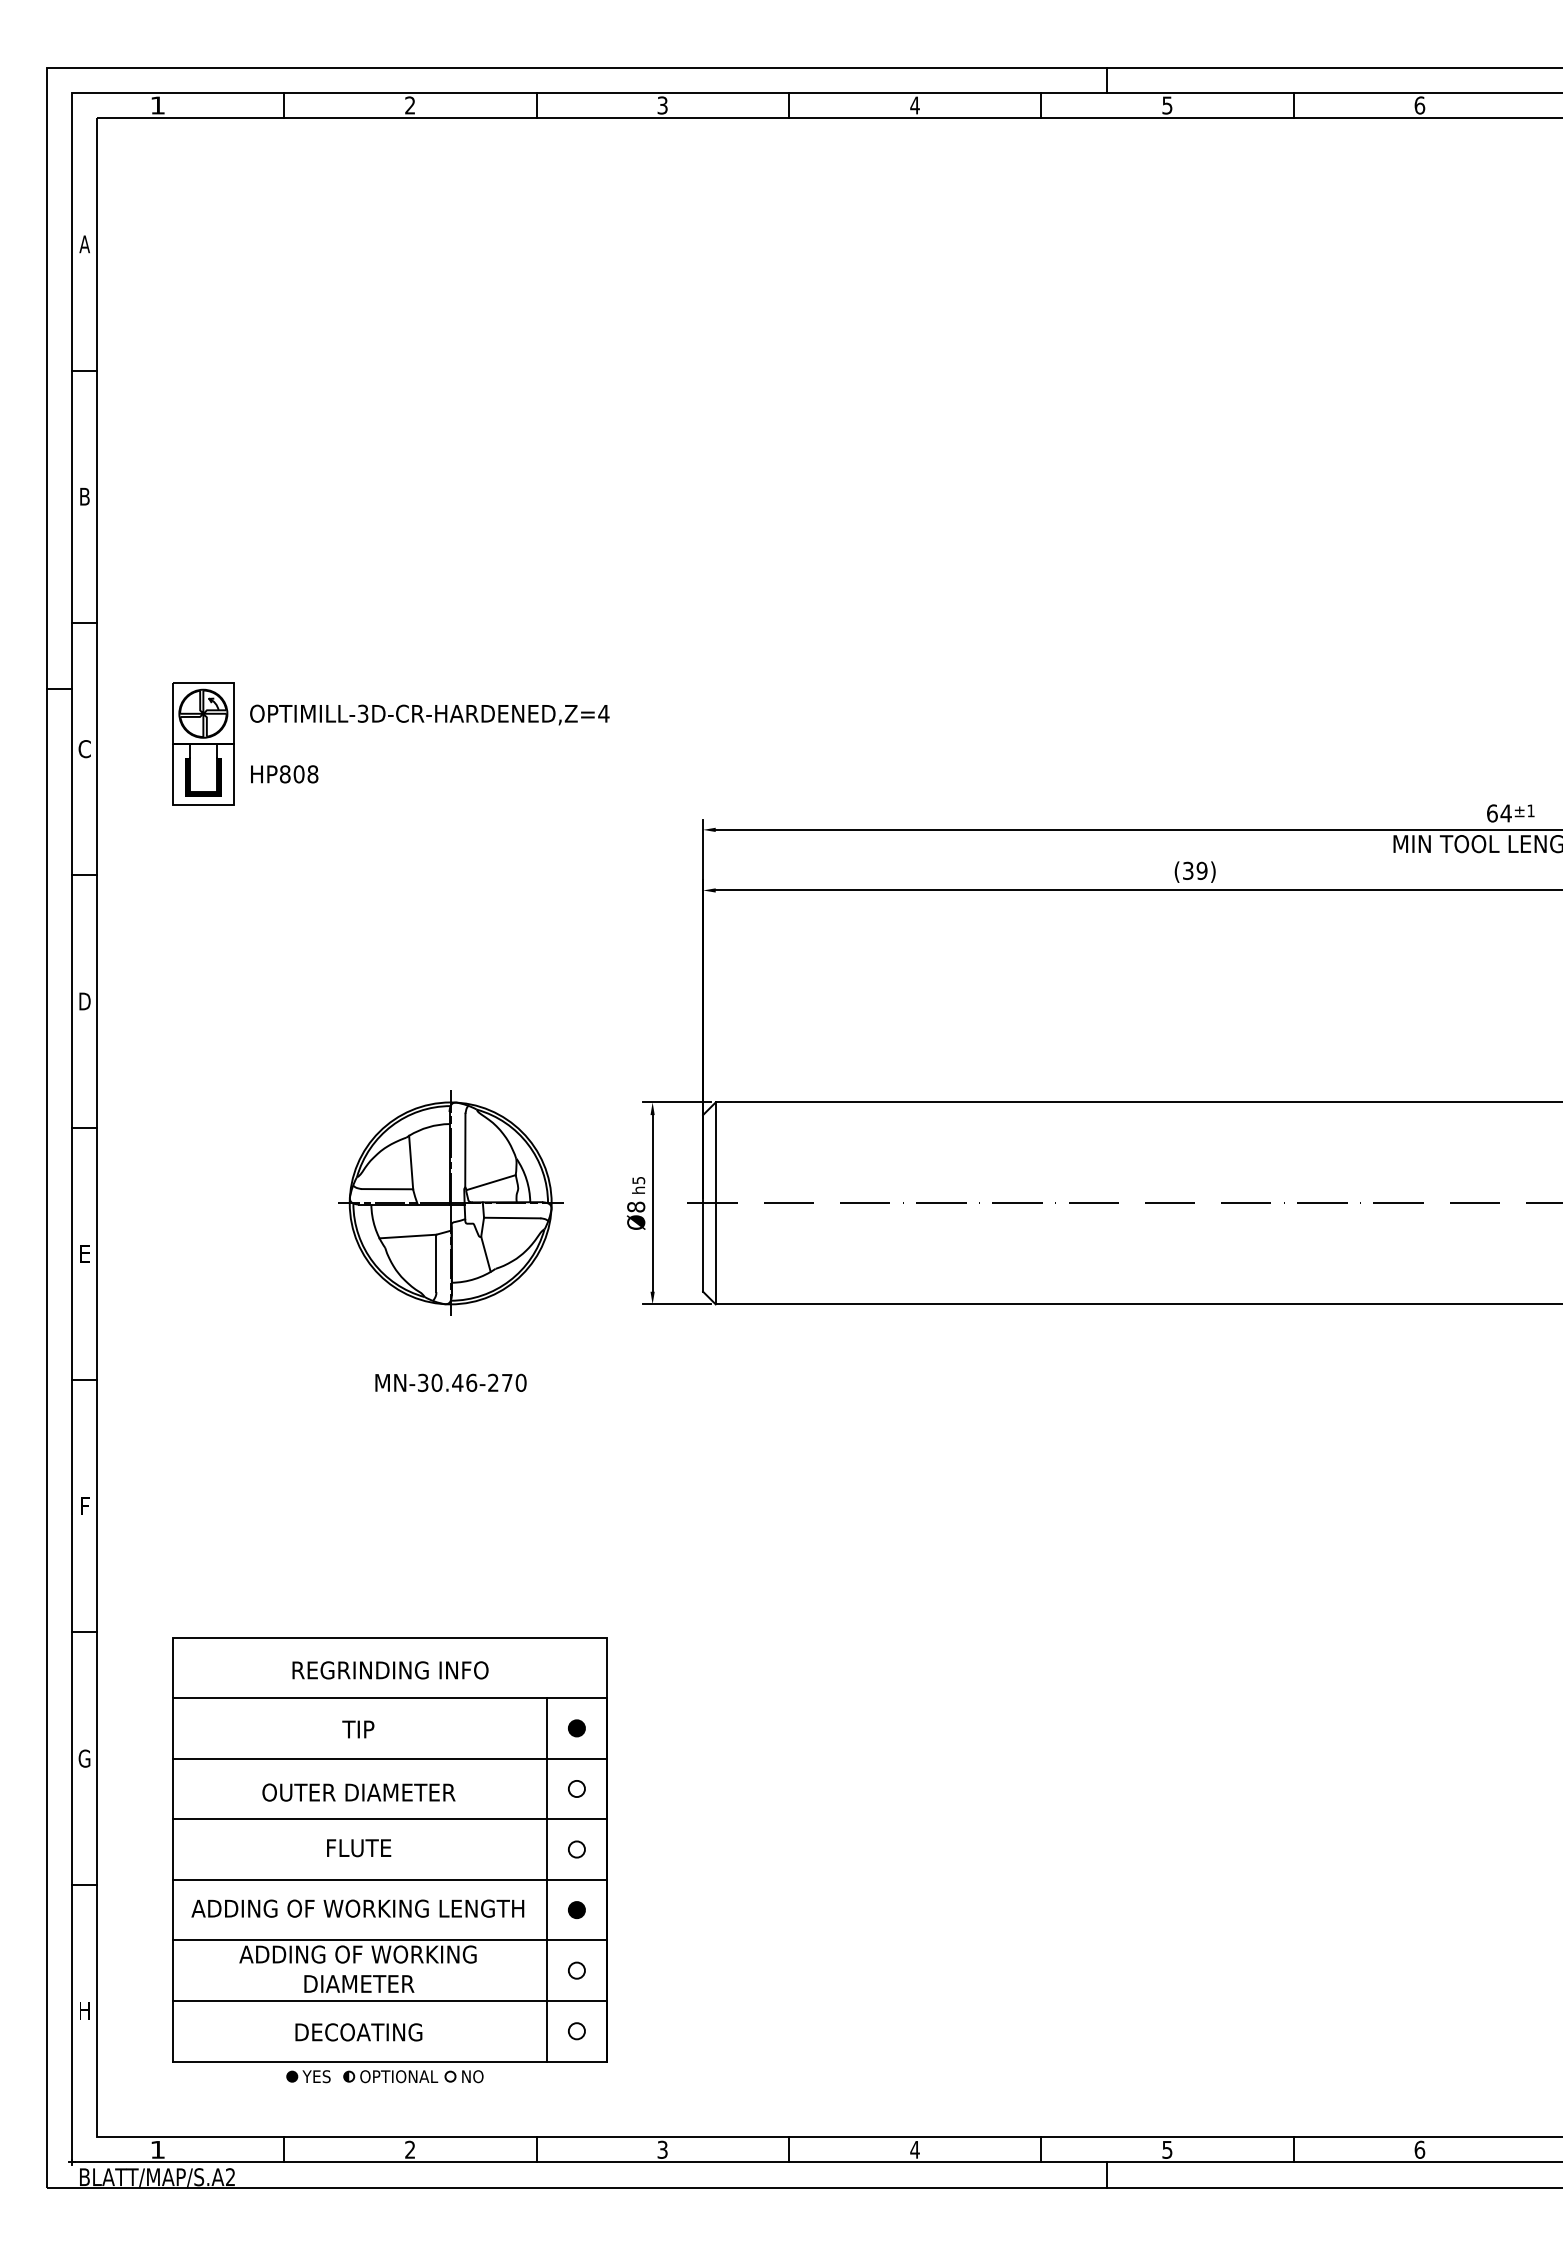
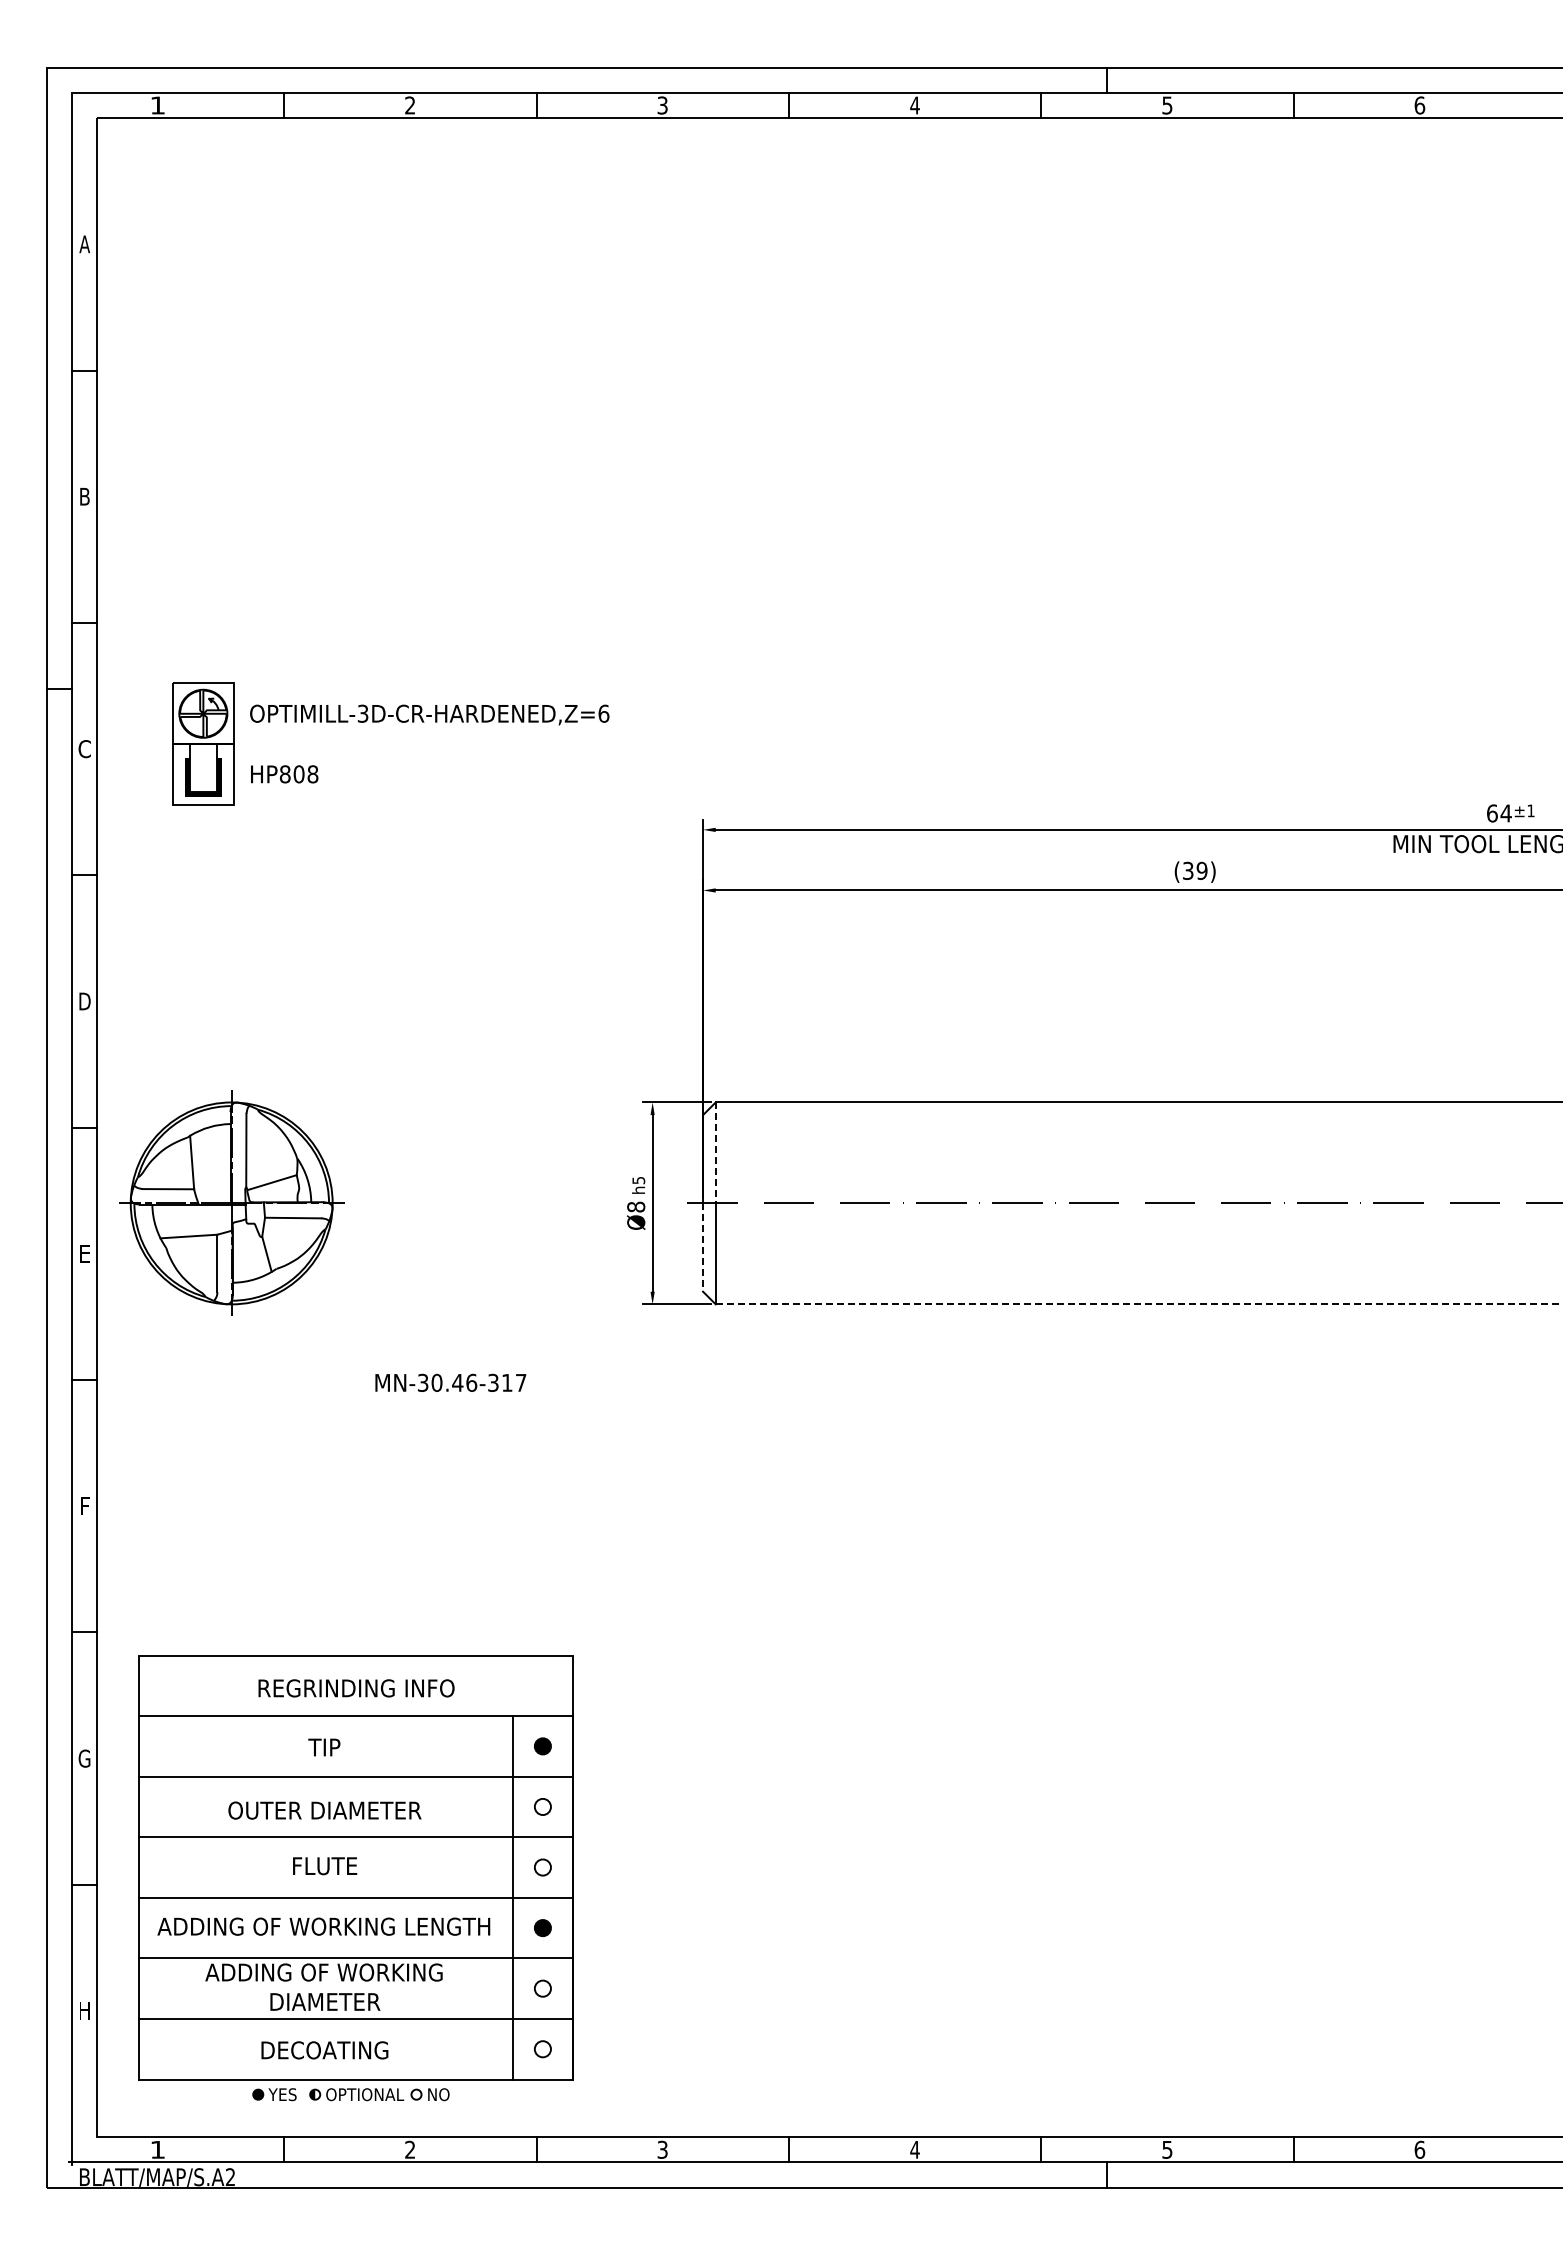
text: OPTIMILL-3D-CR-HARDENED,Z=4 -> OPTIMILL-3D-CR-HARDENED,Z=6 (603, 713)
line: solid -> dashed (715, 1153)
part position: (450, 1202) -> (231, 1202) (231, 1202)
line: solid -> dashed (703, 1248)
line: solid -> dashed (1139, 1304)
text: MN-30.46-270 -> MN-30.46-317 (507, 1382)
part position: (389, 1860) -> (355, 1878) (355, 1878)
